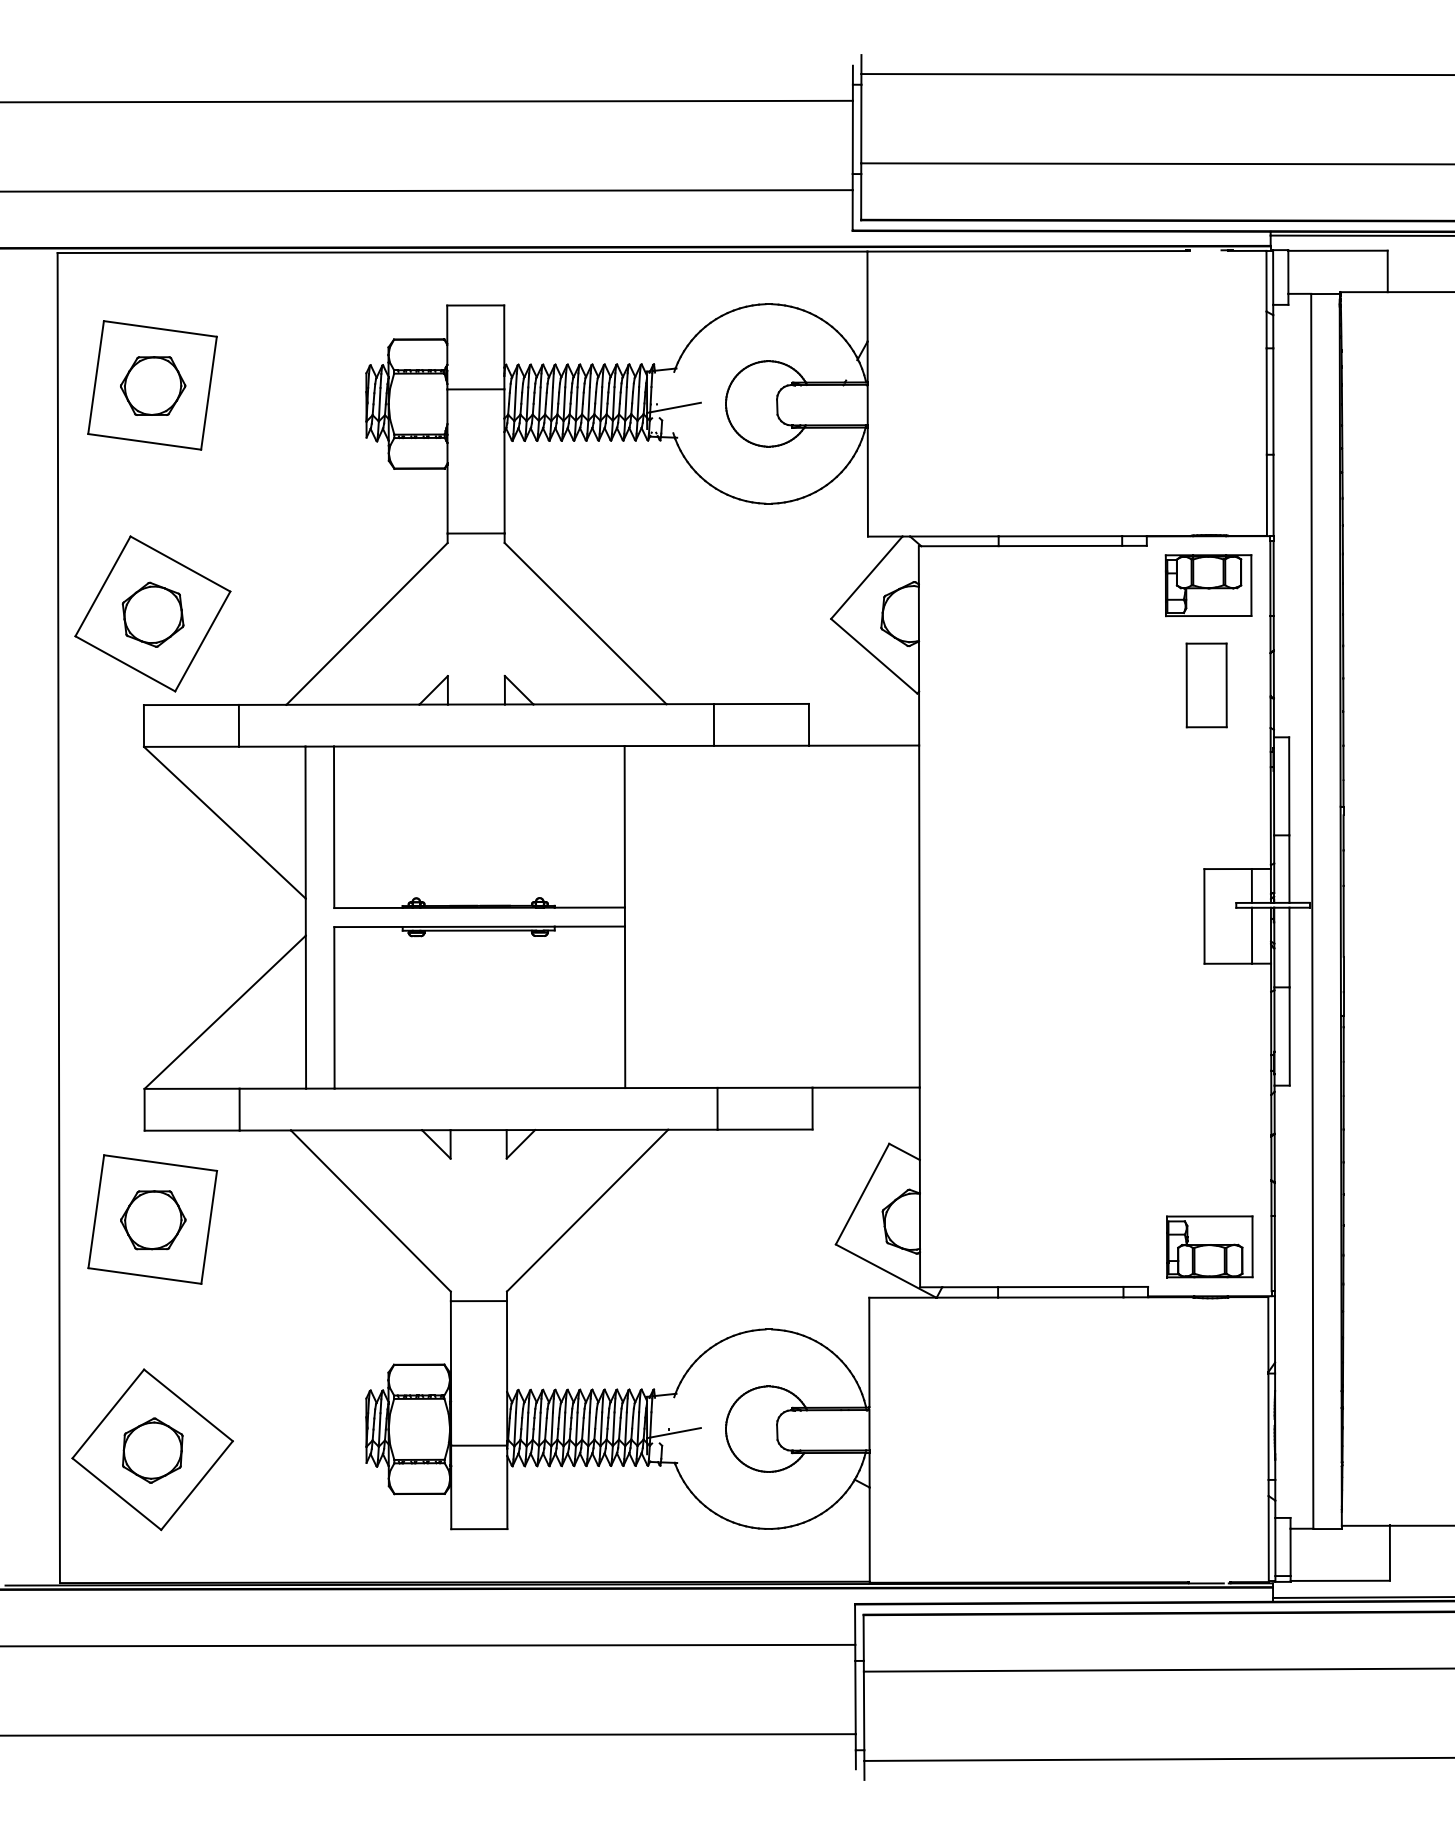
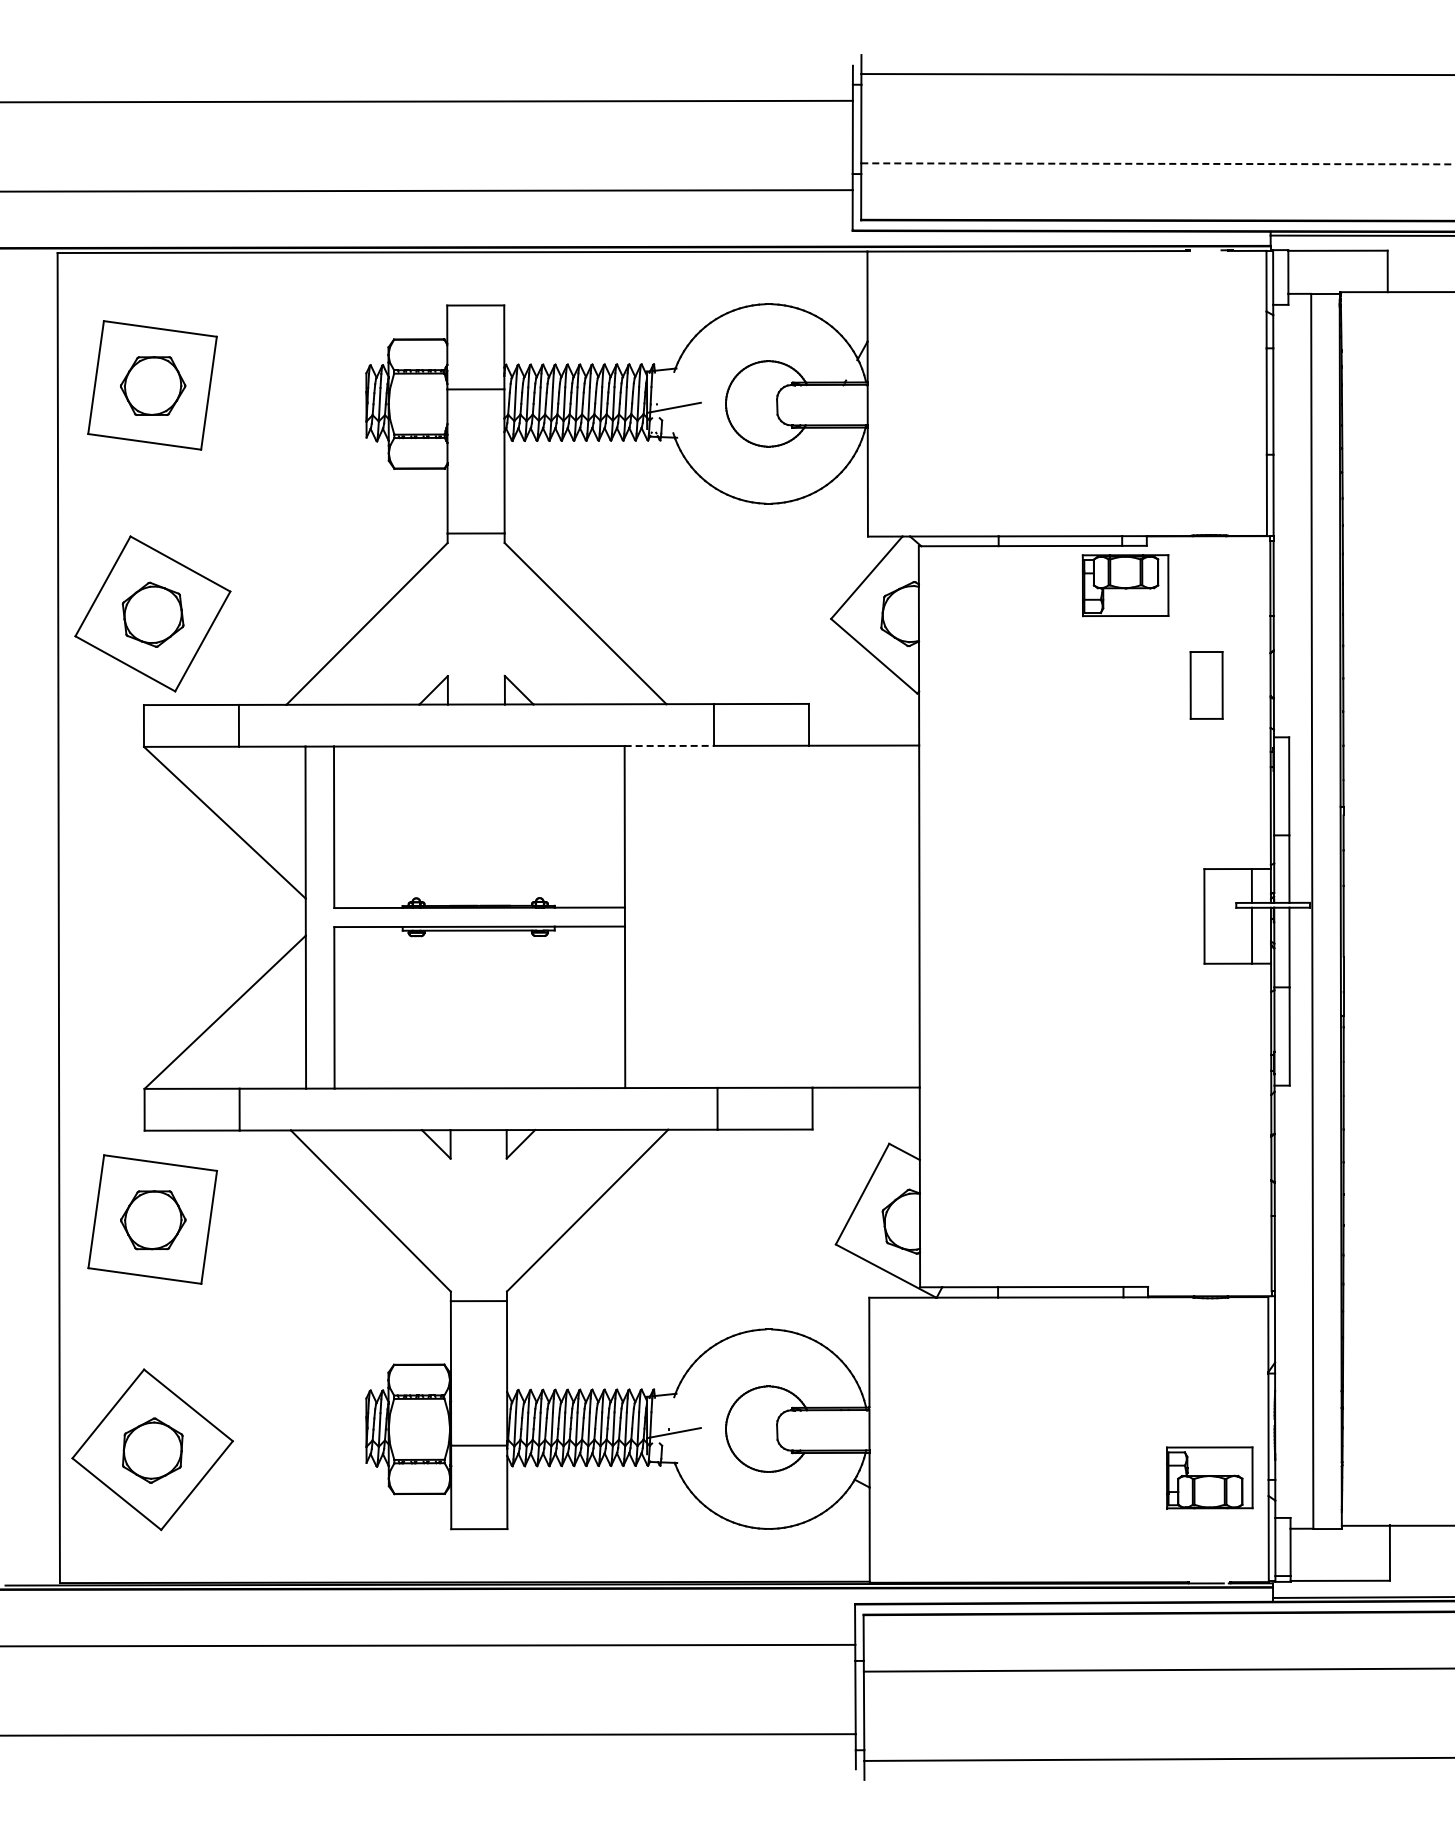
line: solid -> dashed (1158, 163)
part position: (1208, 585) -> (1125, 585) (1125, 585)
part size: 43x87 px -> 35x69 px (1206, 685)
line: solid -> dashed (669, 745)
part position: (1209, 1246) -> (1209, 1477) (1209, 1477)
